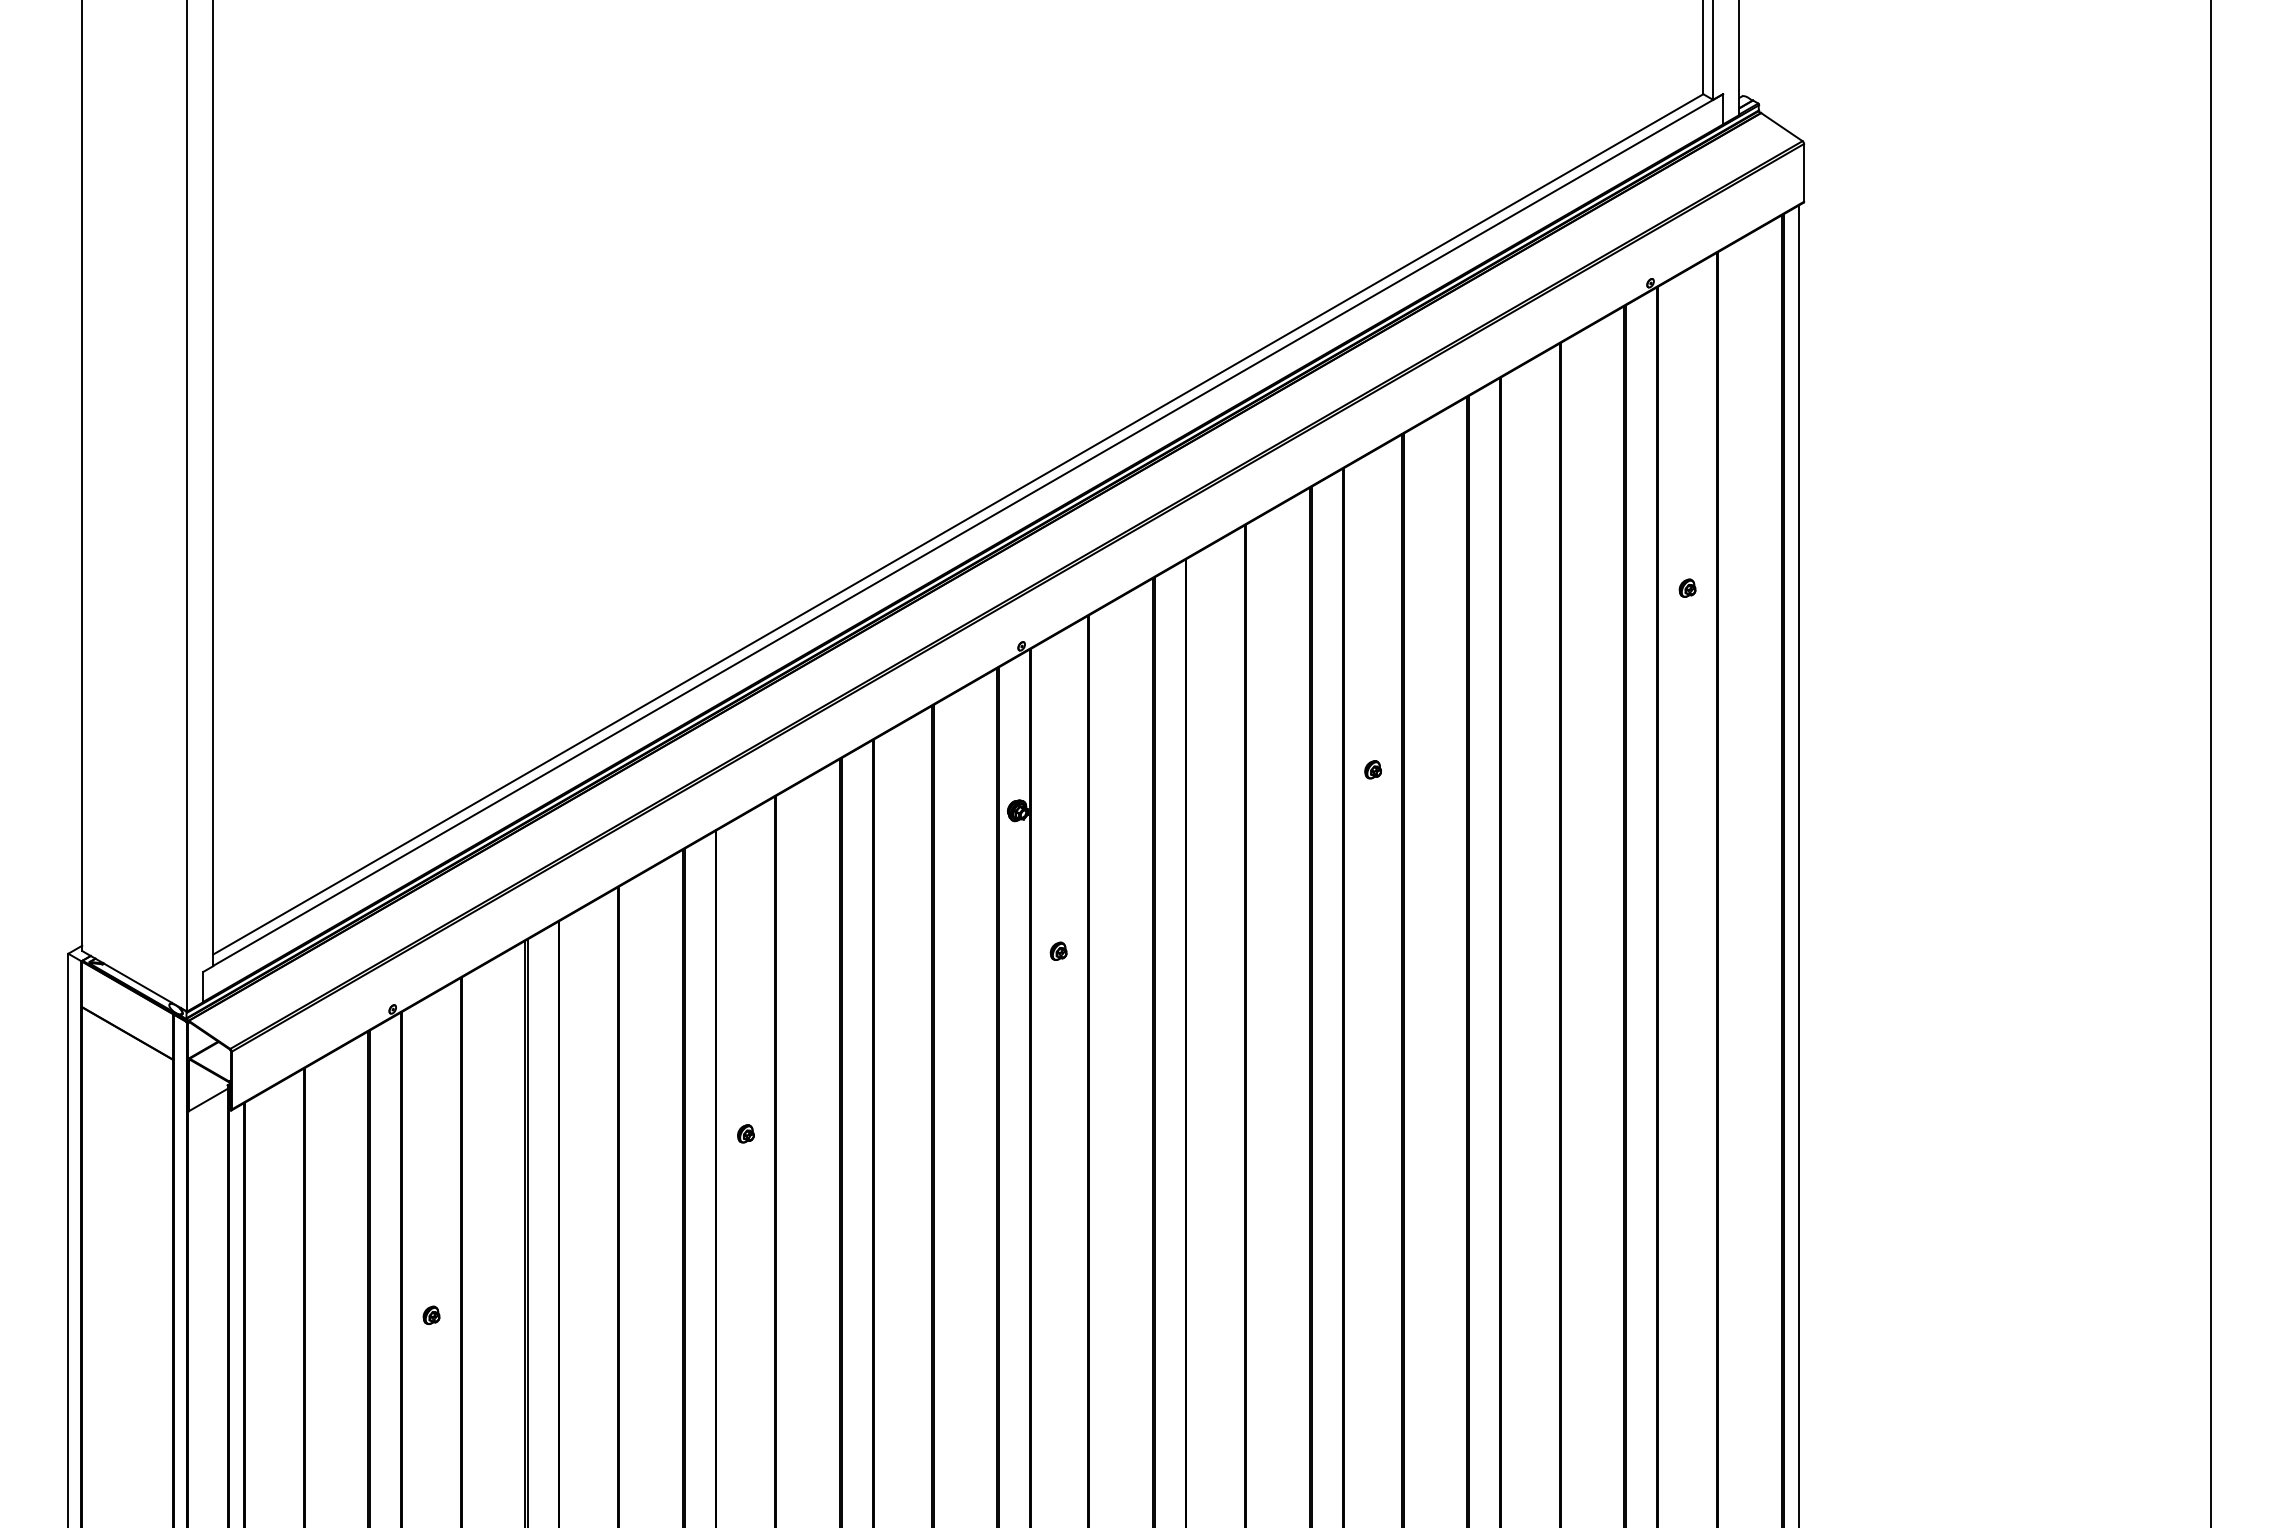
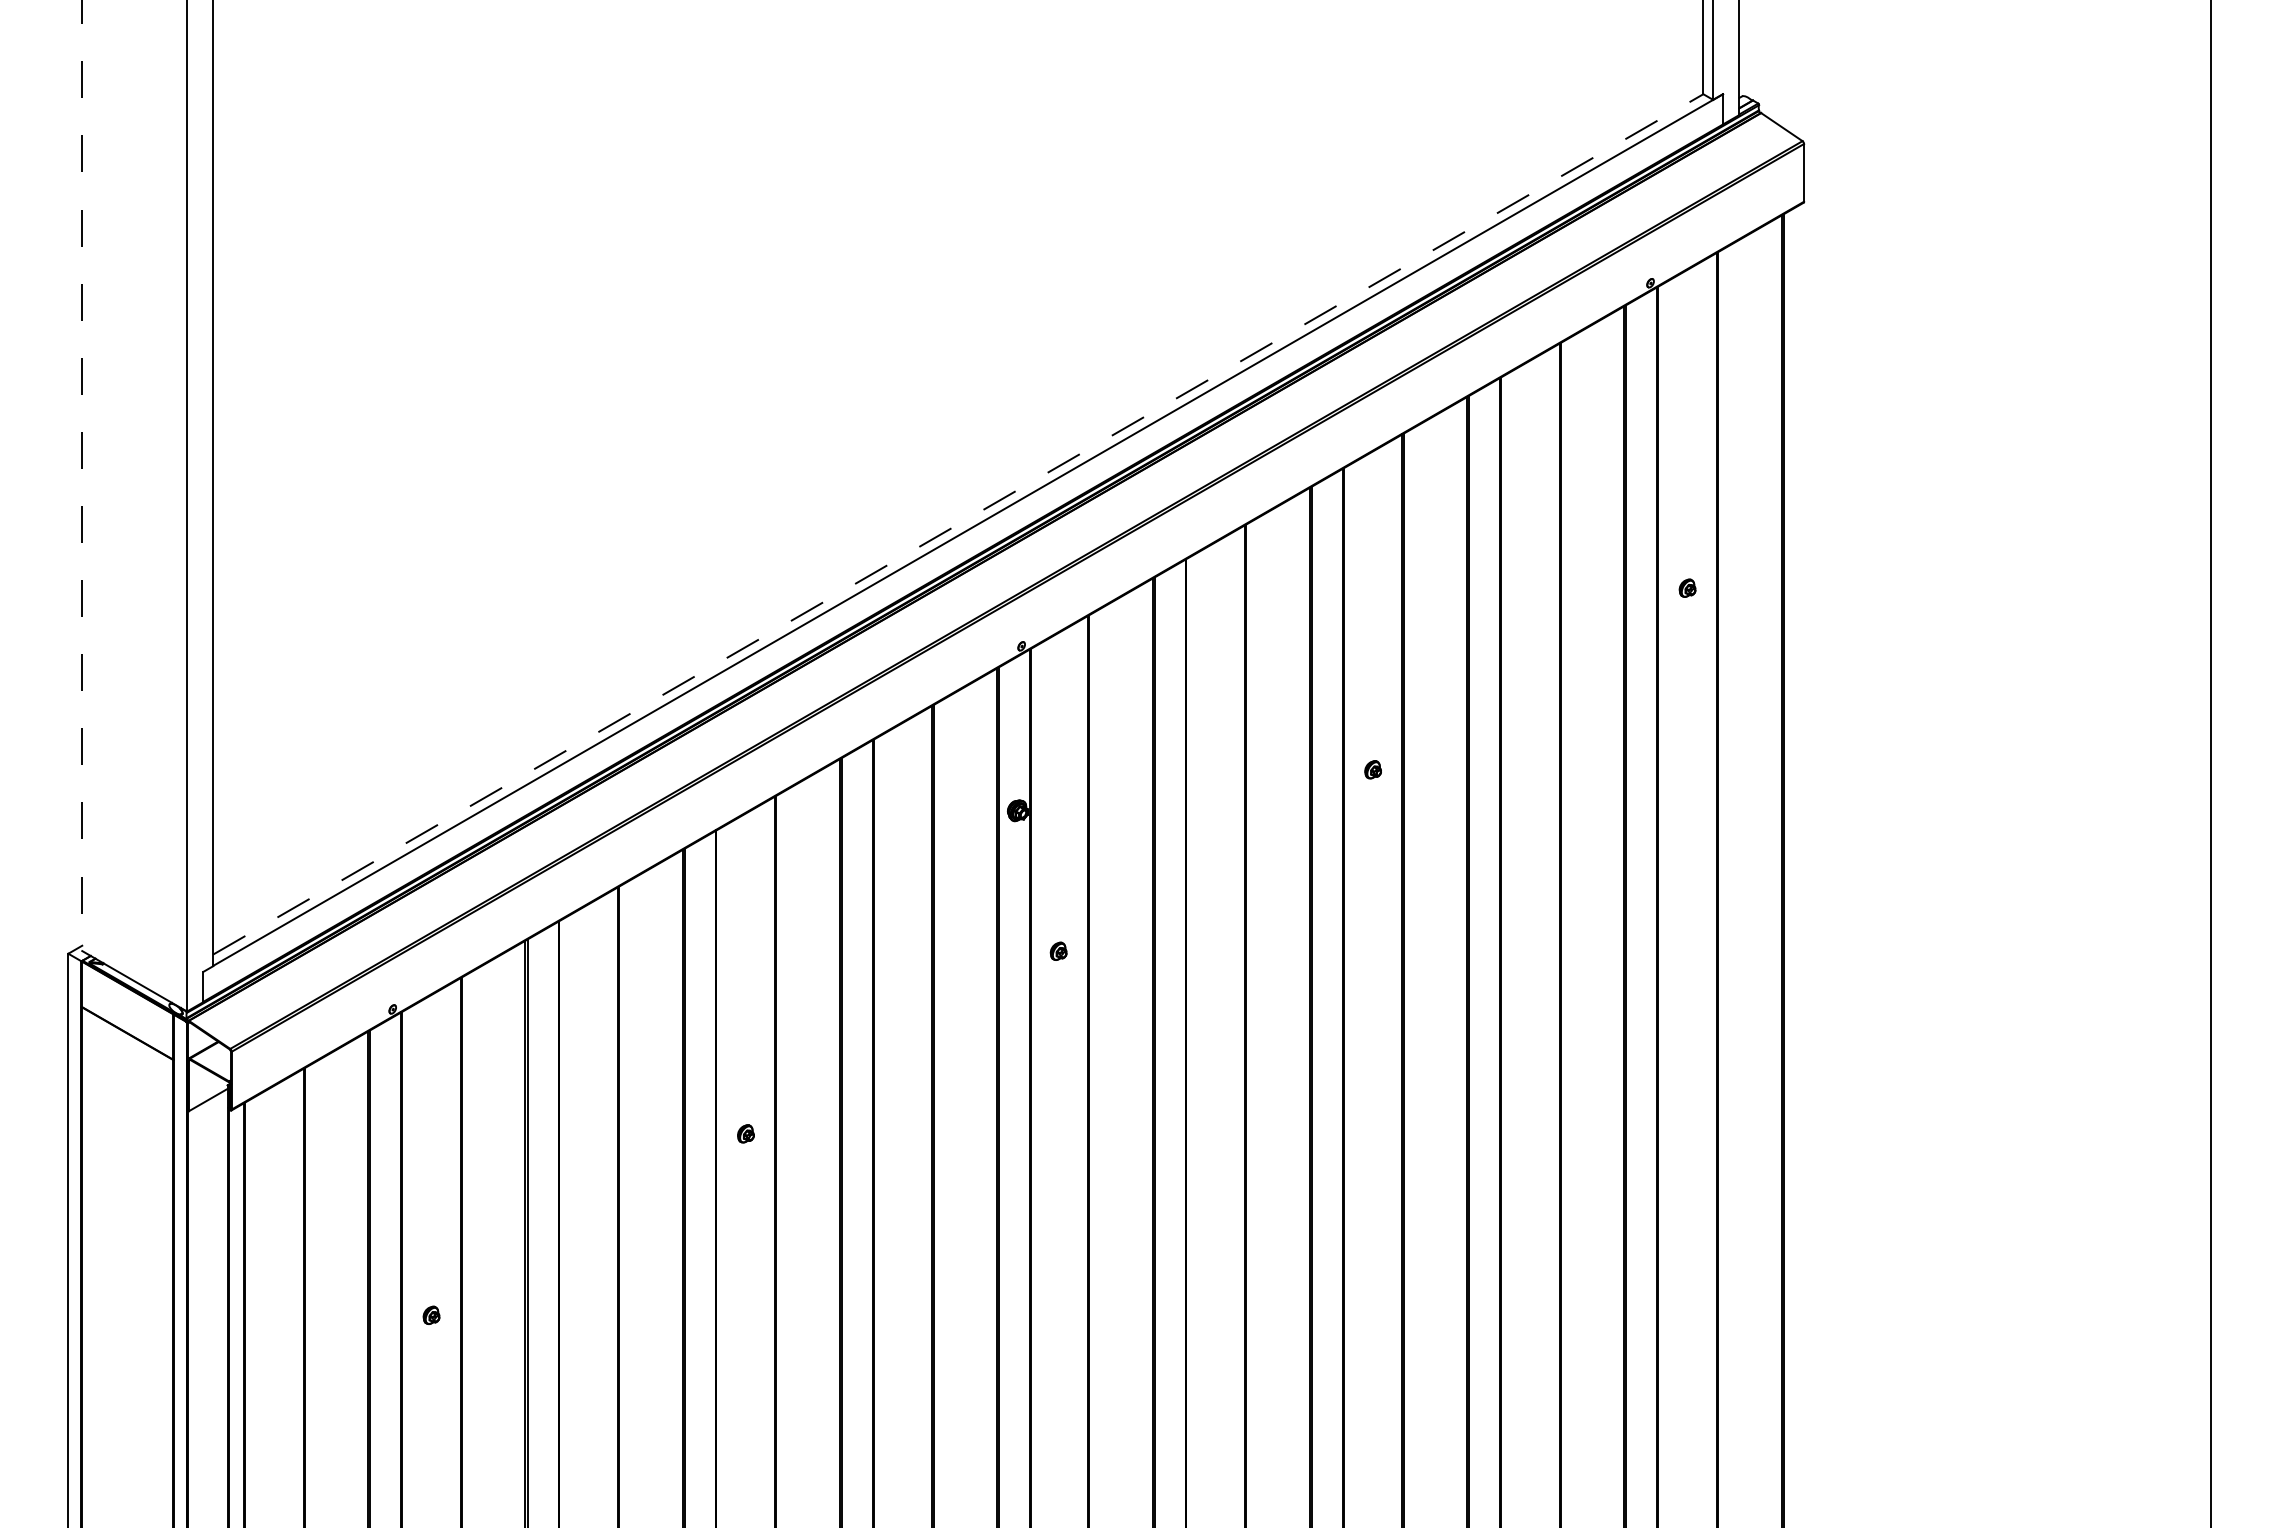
line: solid -> dashed (82, 476)
line: solid -> dashed (958, 524)
line: present -> none (1799, 864)
